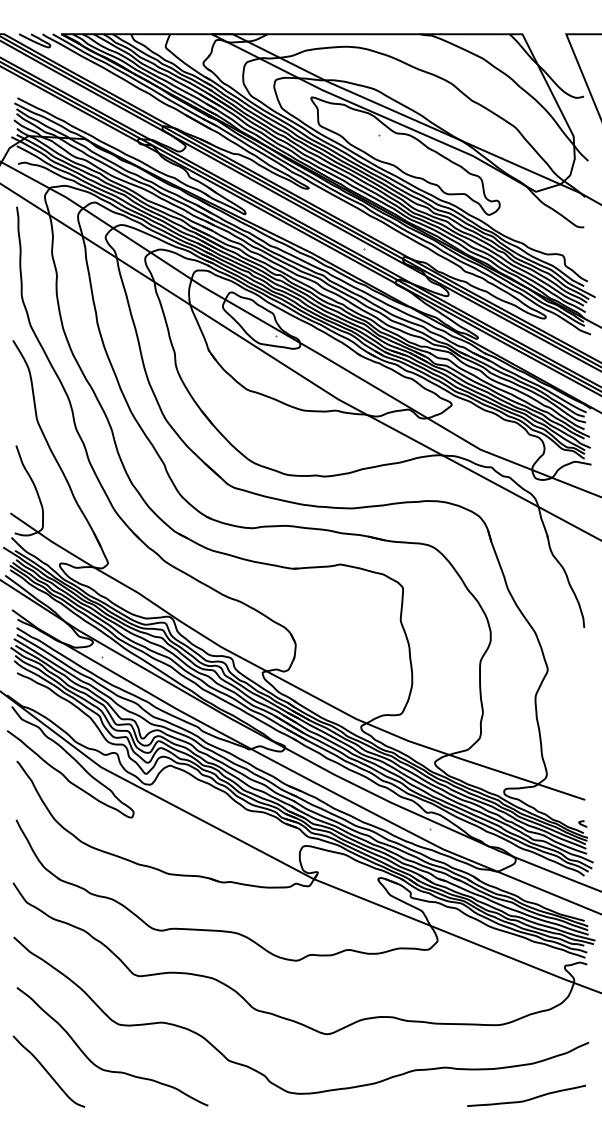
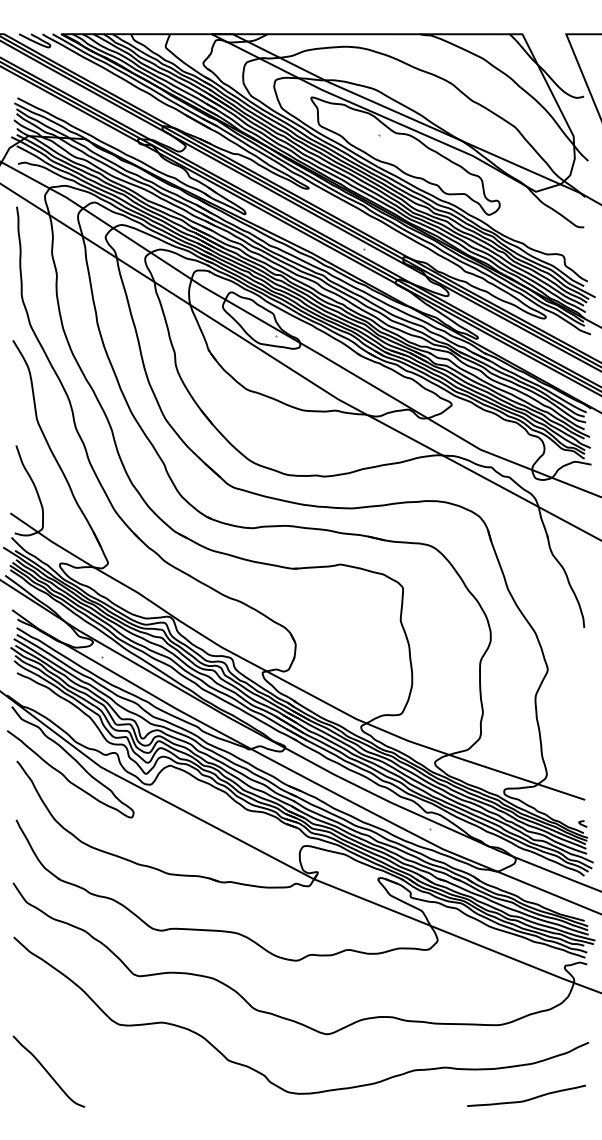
curve: present -> none (106, 1069)
